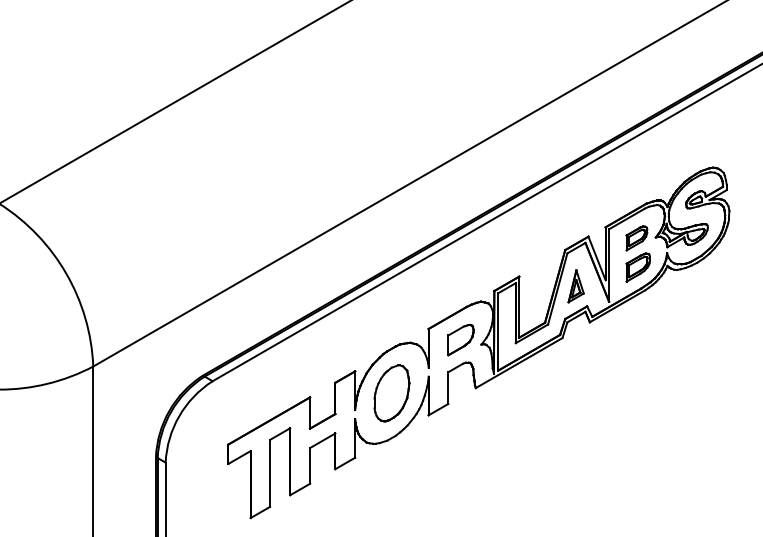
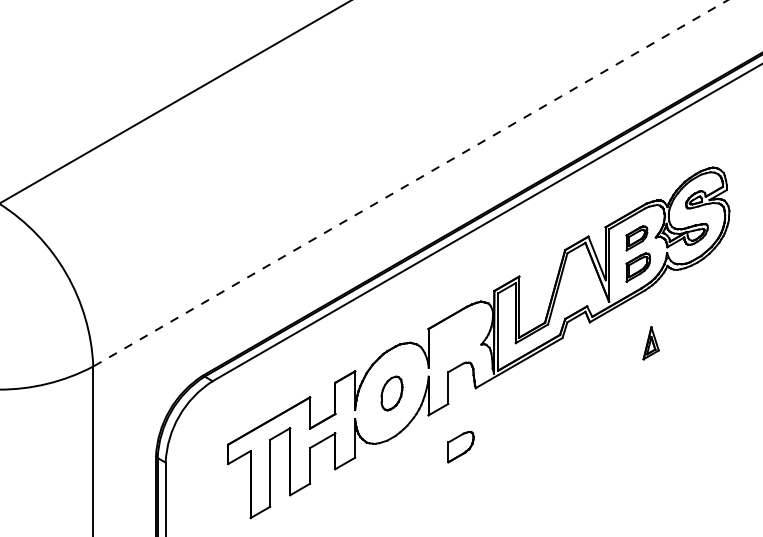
line: solid -> dashed (410, 183)
part position: (575, 286) -> (650, 343) (650, 343)
part position: (460, 339) -> (460, 446) (460, 446)
part size: 38x59 px -> 24x37 px (391, 393)
